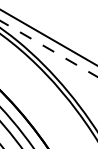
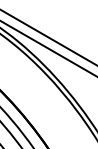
line: dashed -> solid (49, 49)
